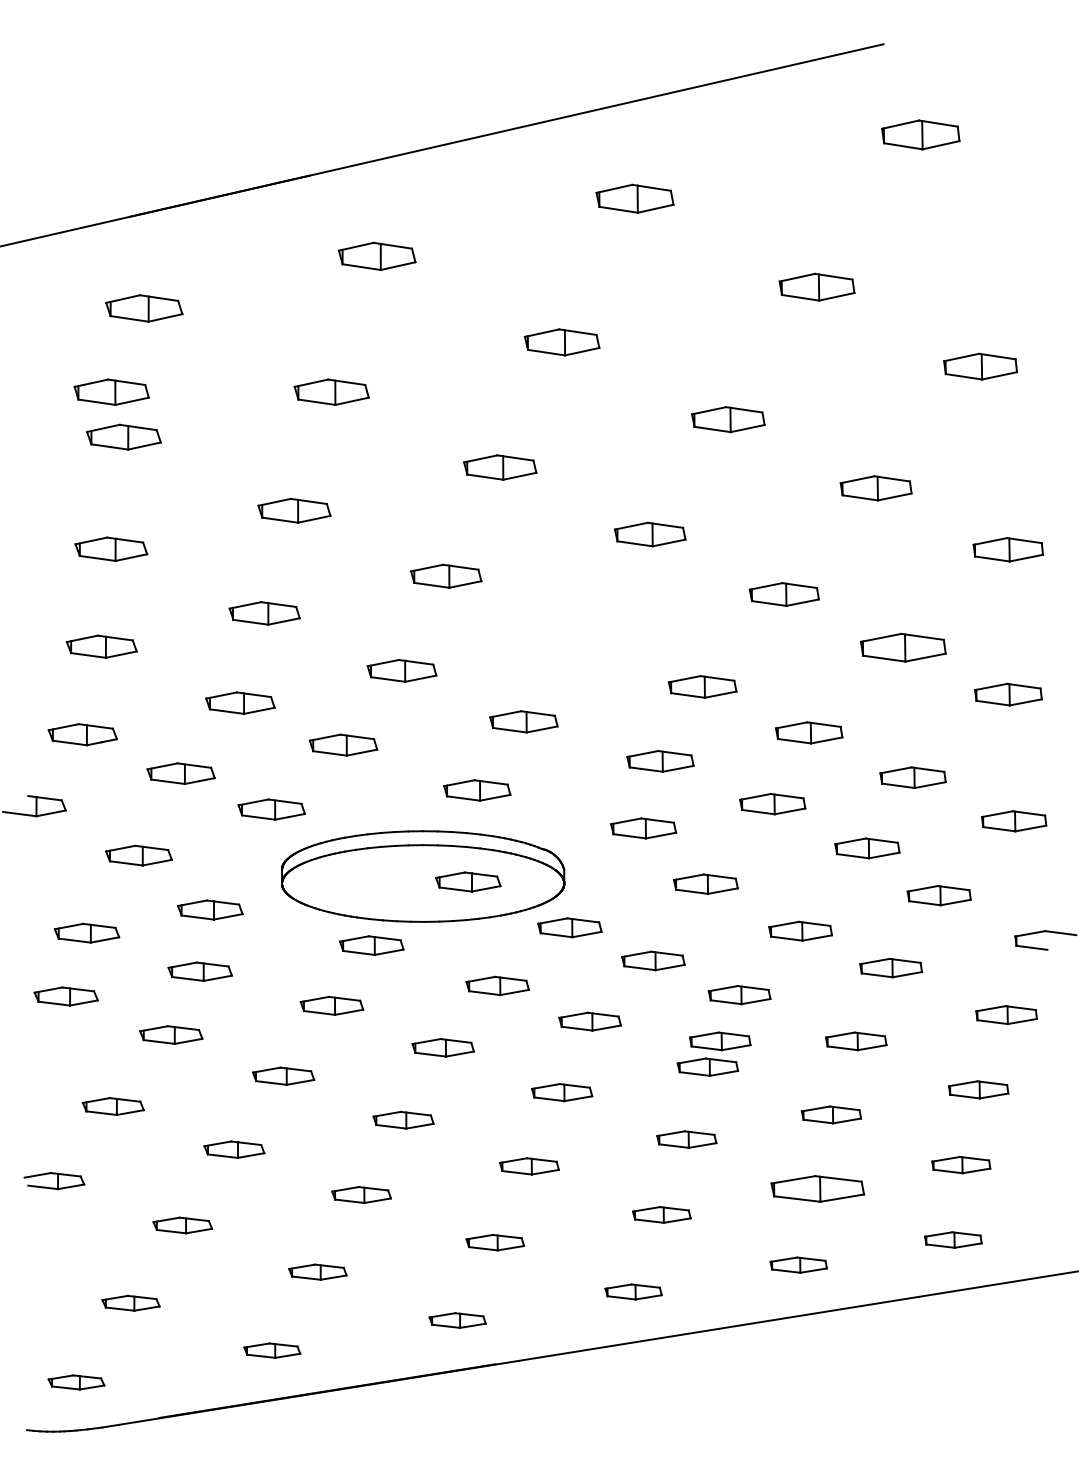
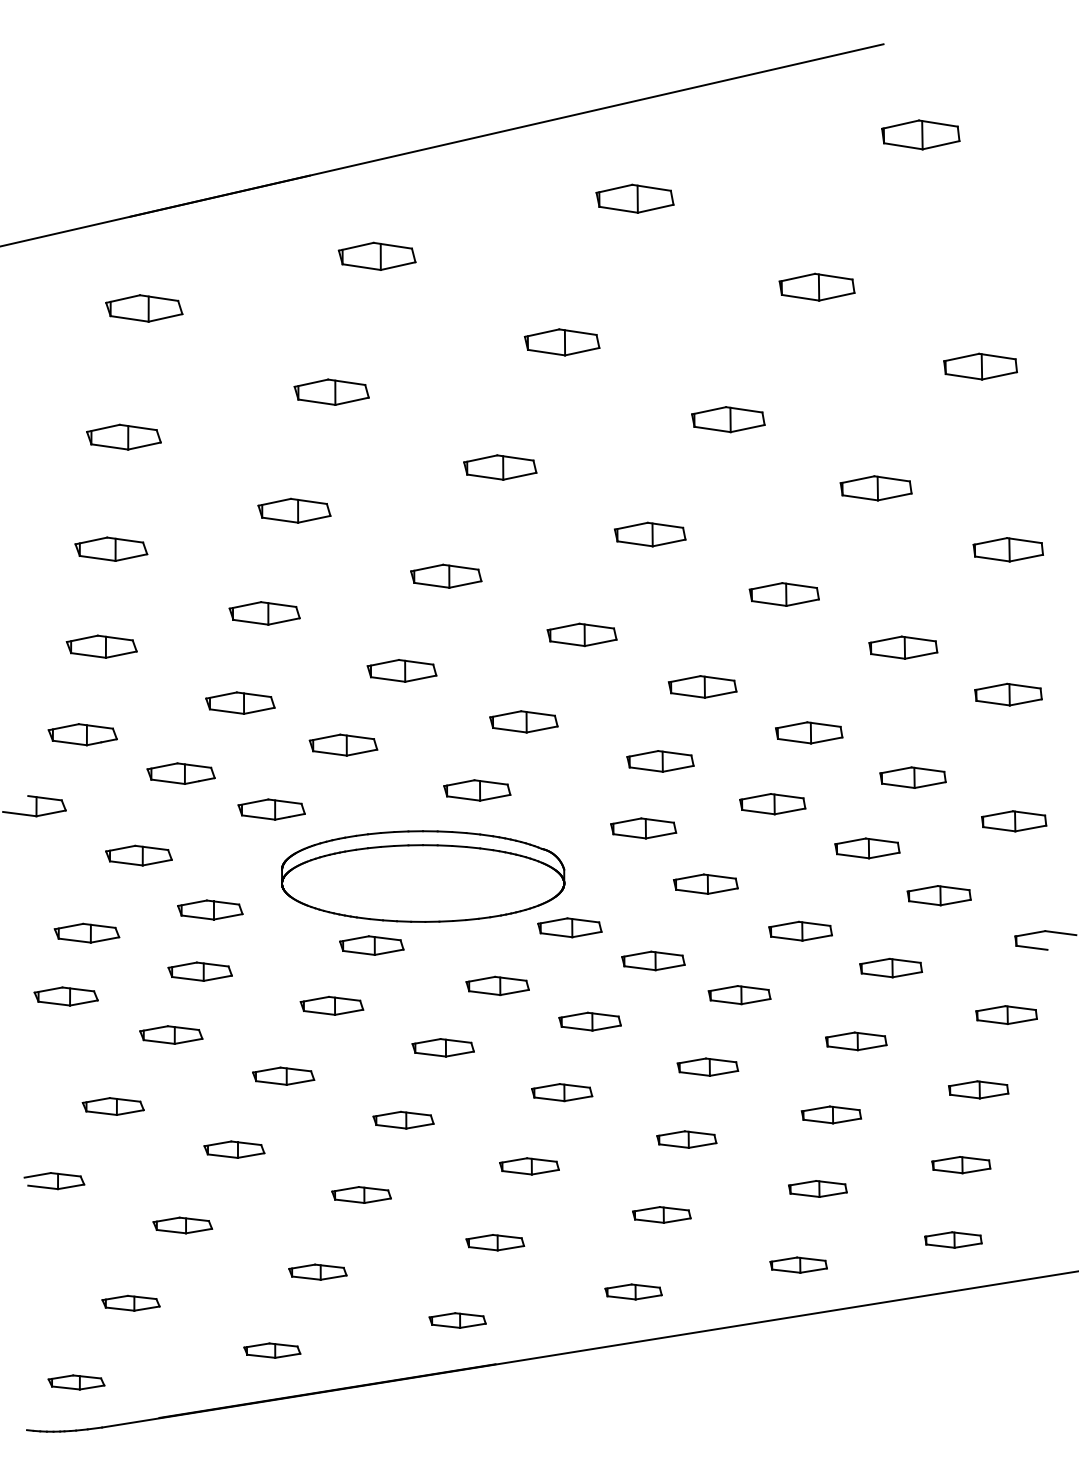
part: present -> none (111, 391)
part: none -> present (581, 634)
part size: 87x31 px -> 71x25 px (903, 647)
part: present -> none (468, 881)
part: present -> none (720, 1041)
part size: 96x28 px -> 60x18 px (817, 1188)
